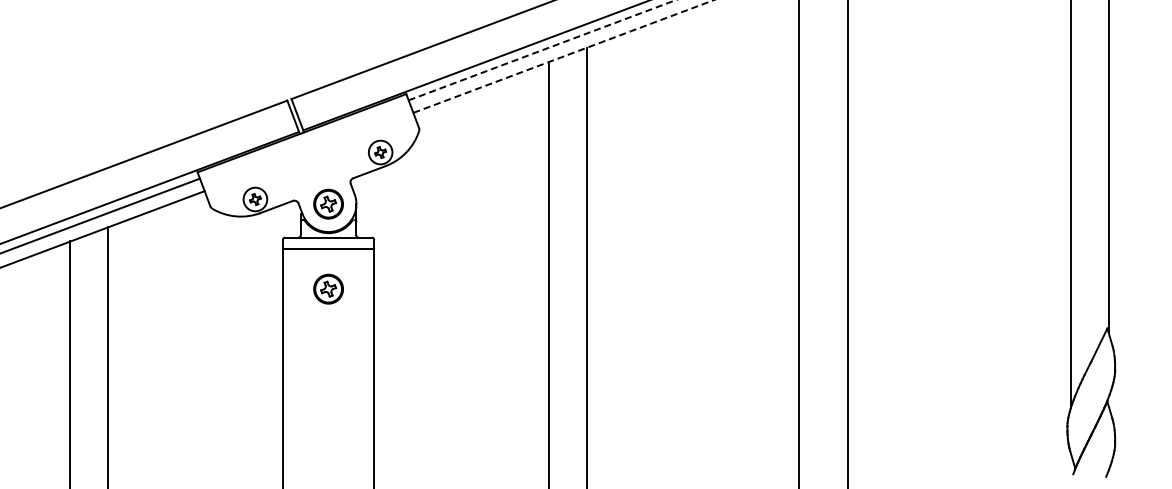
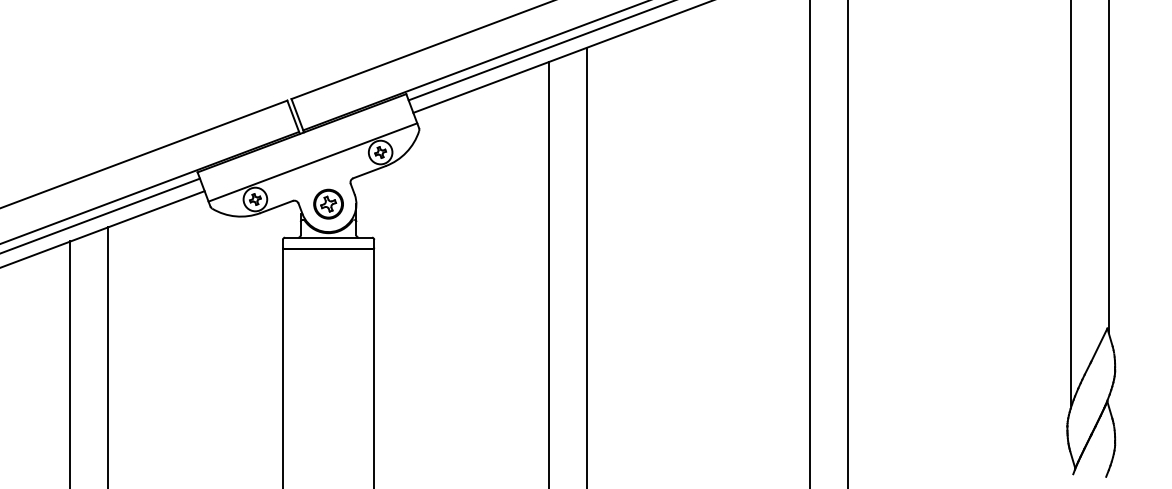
line: dashed -> solid (542, 50)
line: dashed -> solid (564, 56)
line: none -> present (312, 162)
line position: (799, 243) -> (810, 243) (810, 243)
part: present -> none (328, 288)
